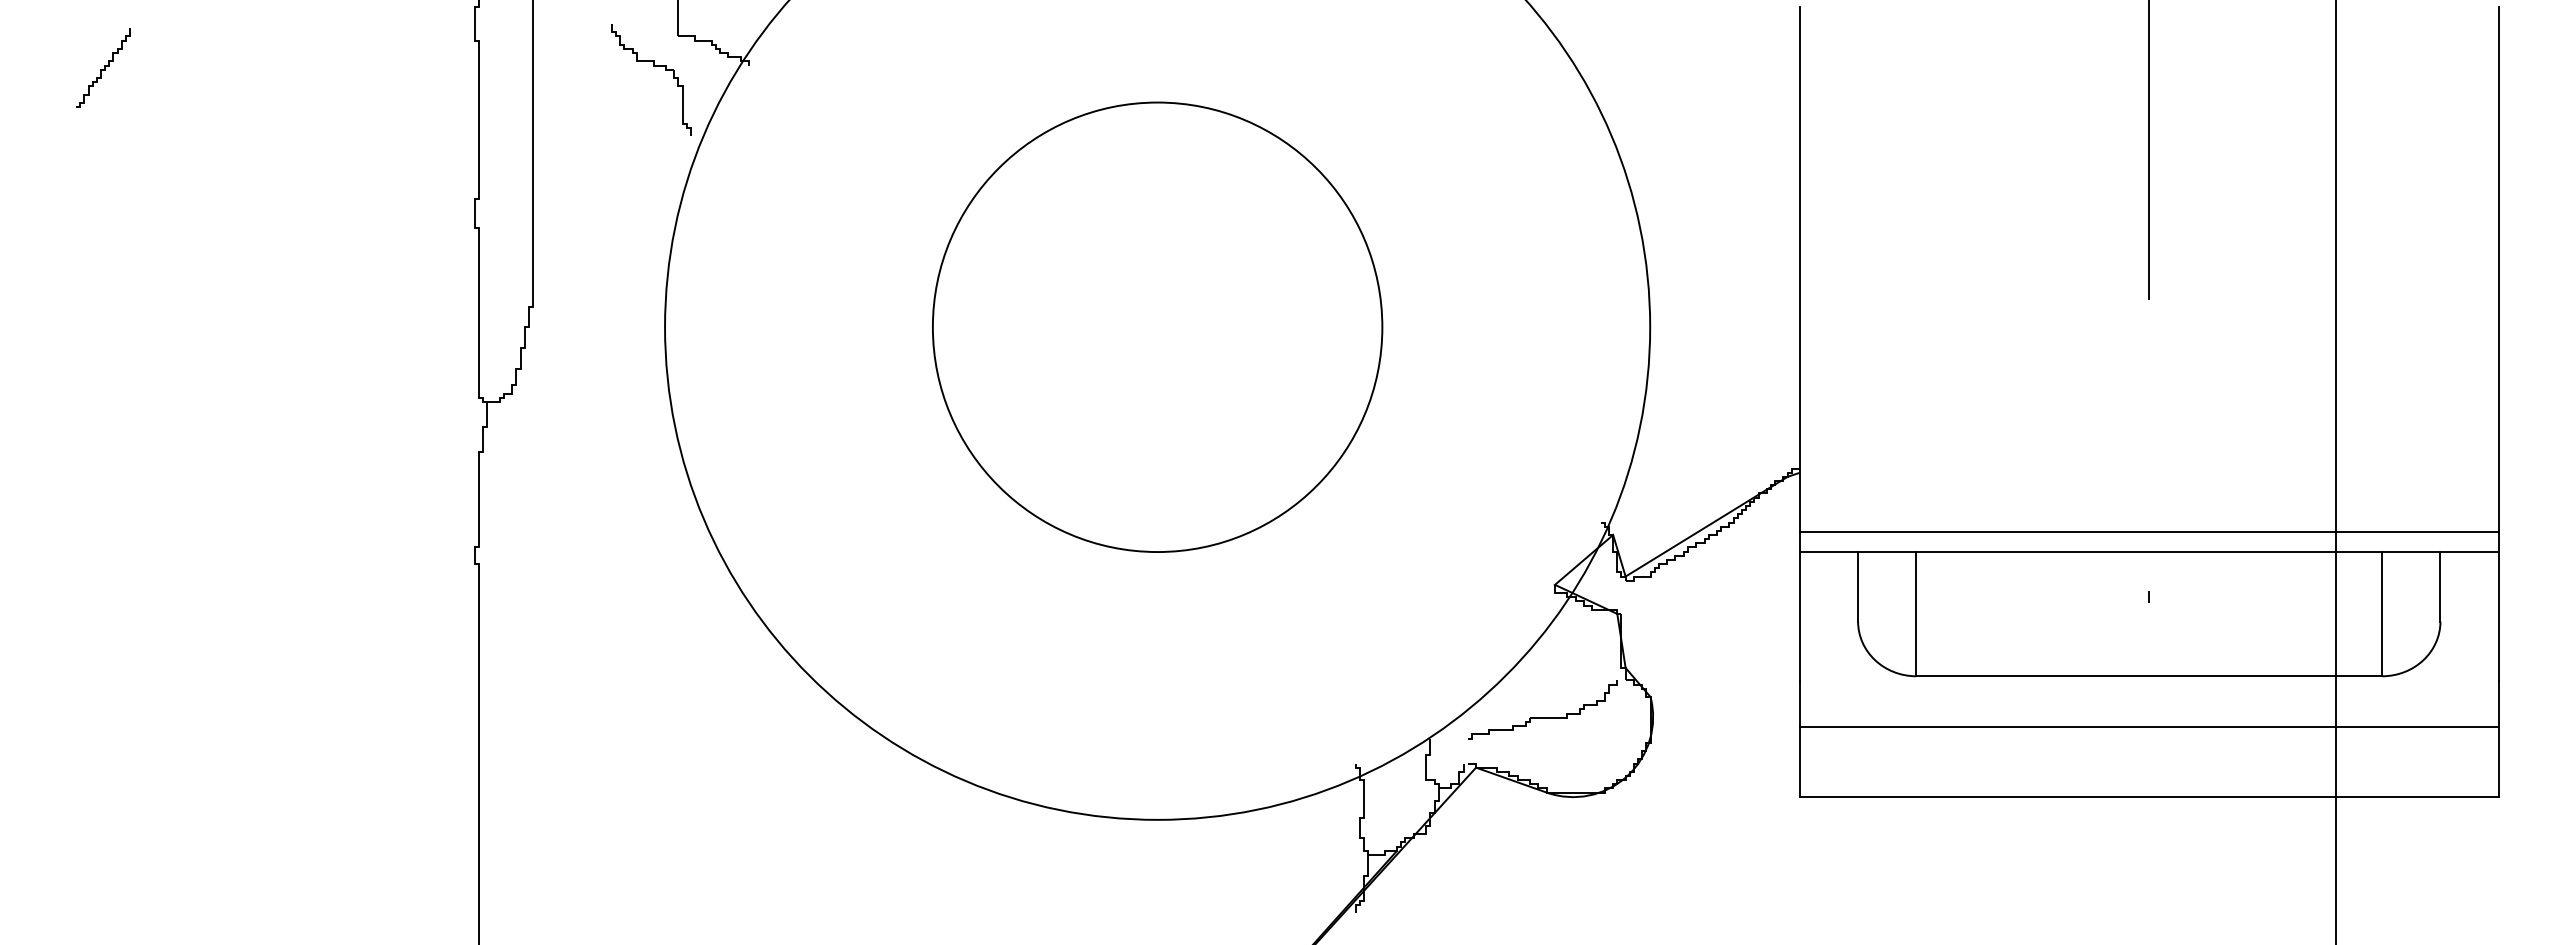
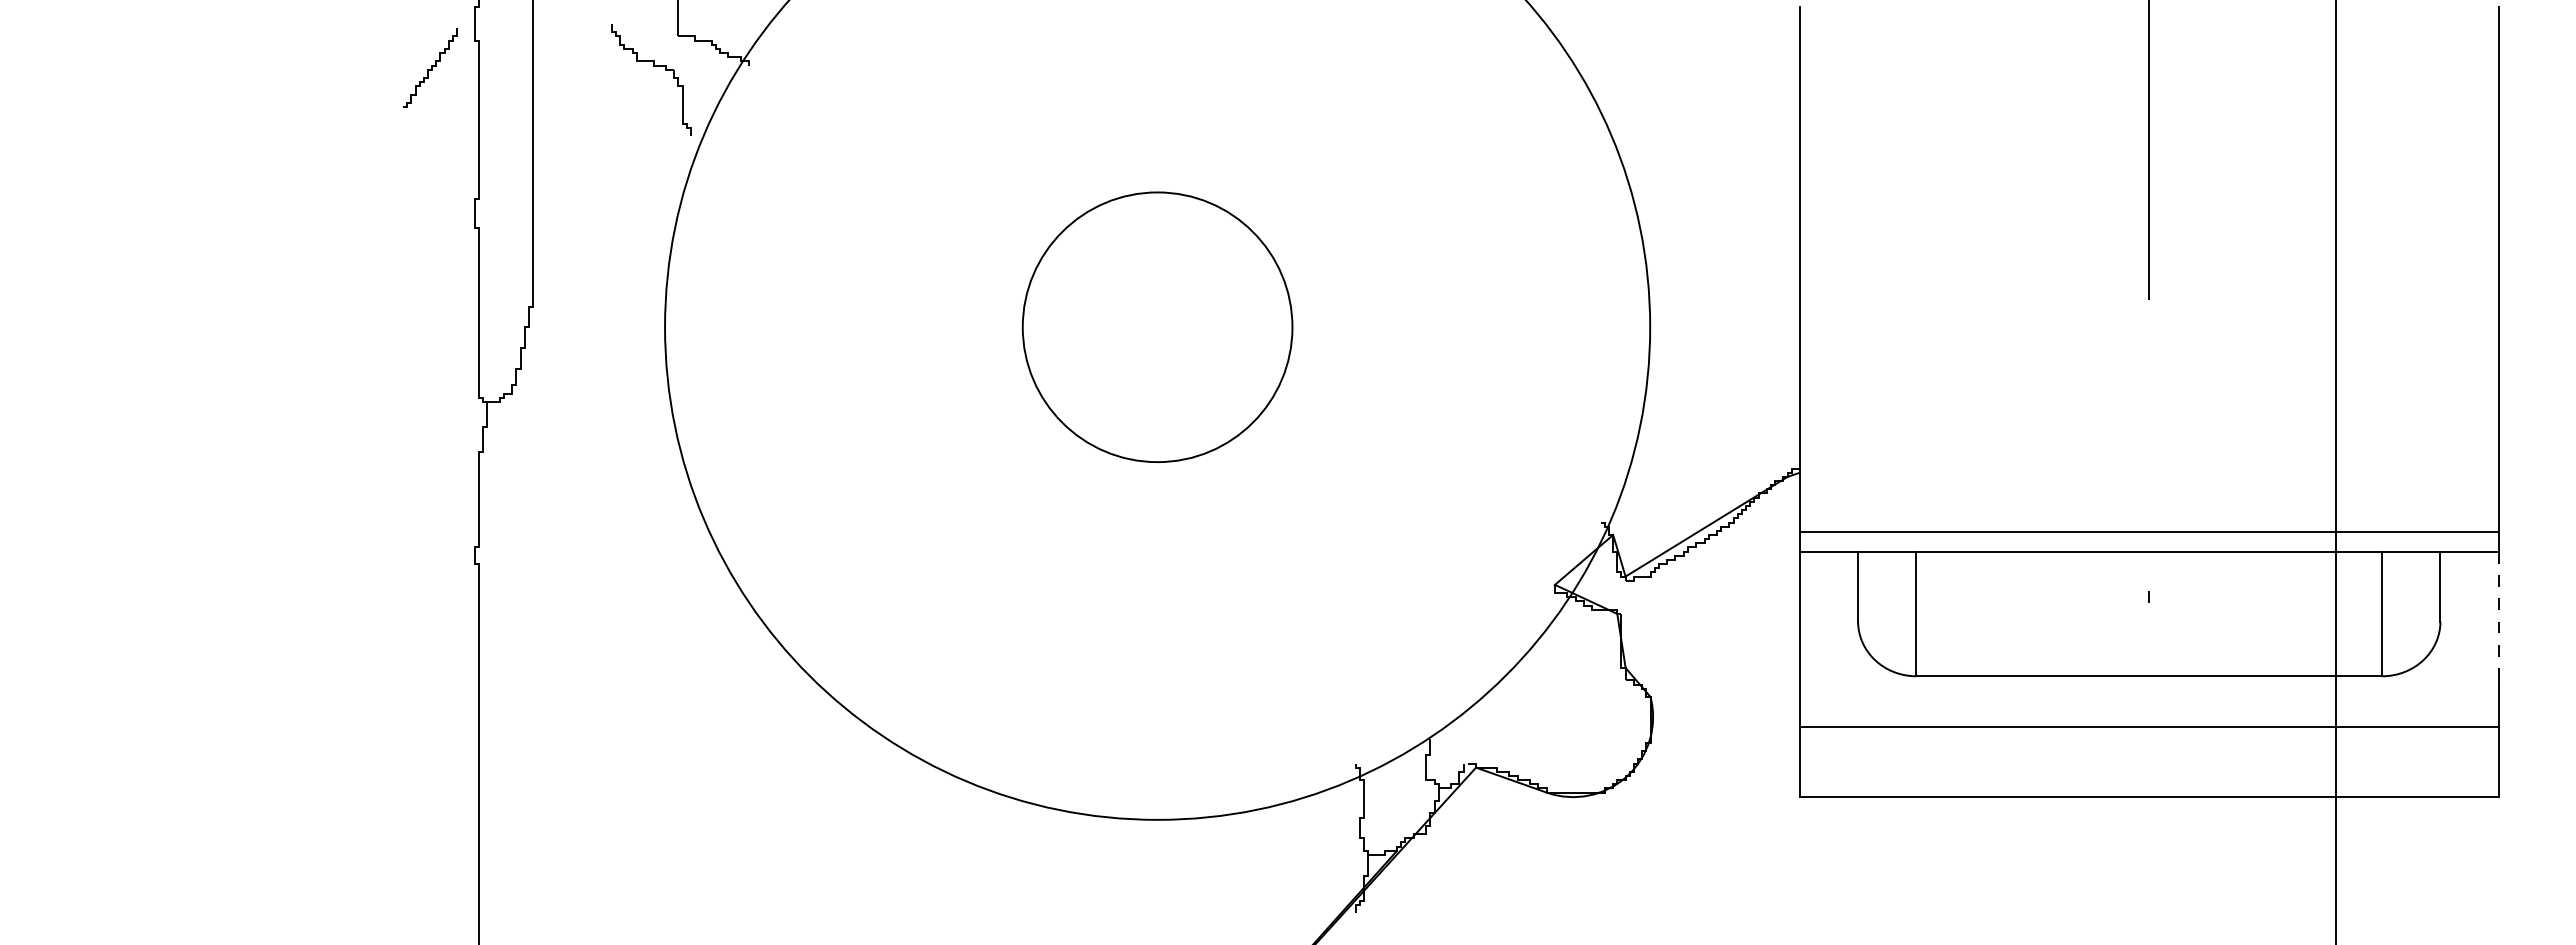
curve position: (104, 67) -> (431, 67) (431, 67)
circle diameter: 449 px -> 270 px (1157, 327)
line: solid -> dashed (2498, 616)
part: present -> none (1542, 717)
